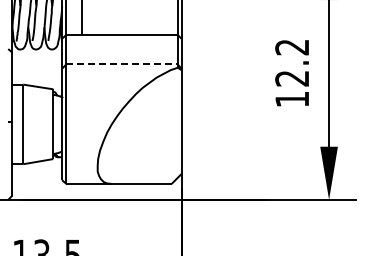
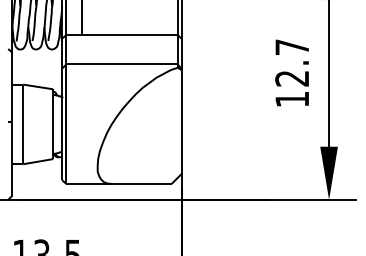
text: 12.2 -> 12.7 (291, 47)
line: dashed -> solid (122, 64)
